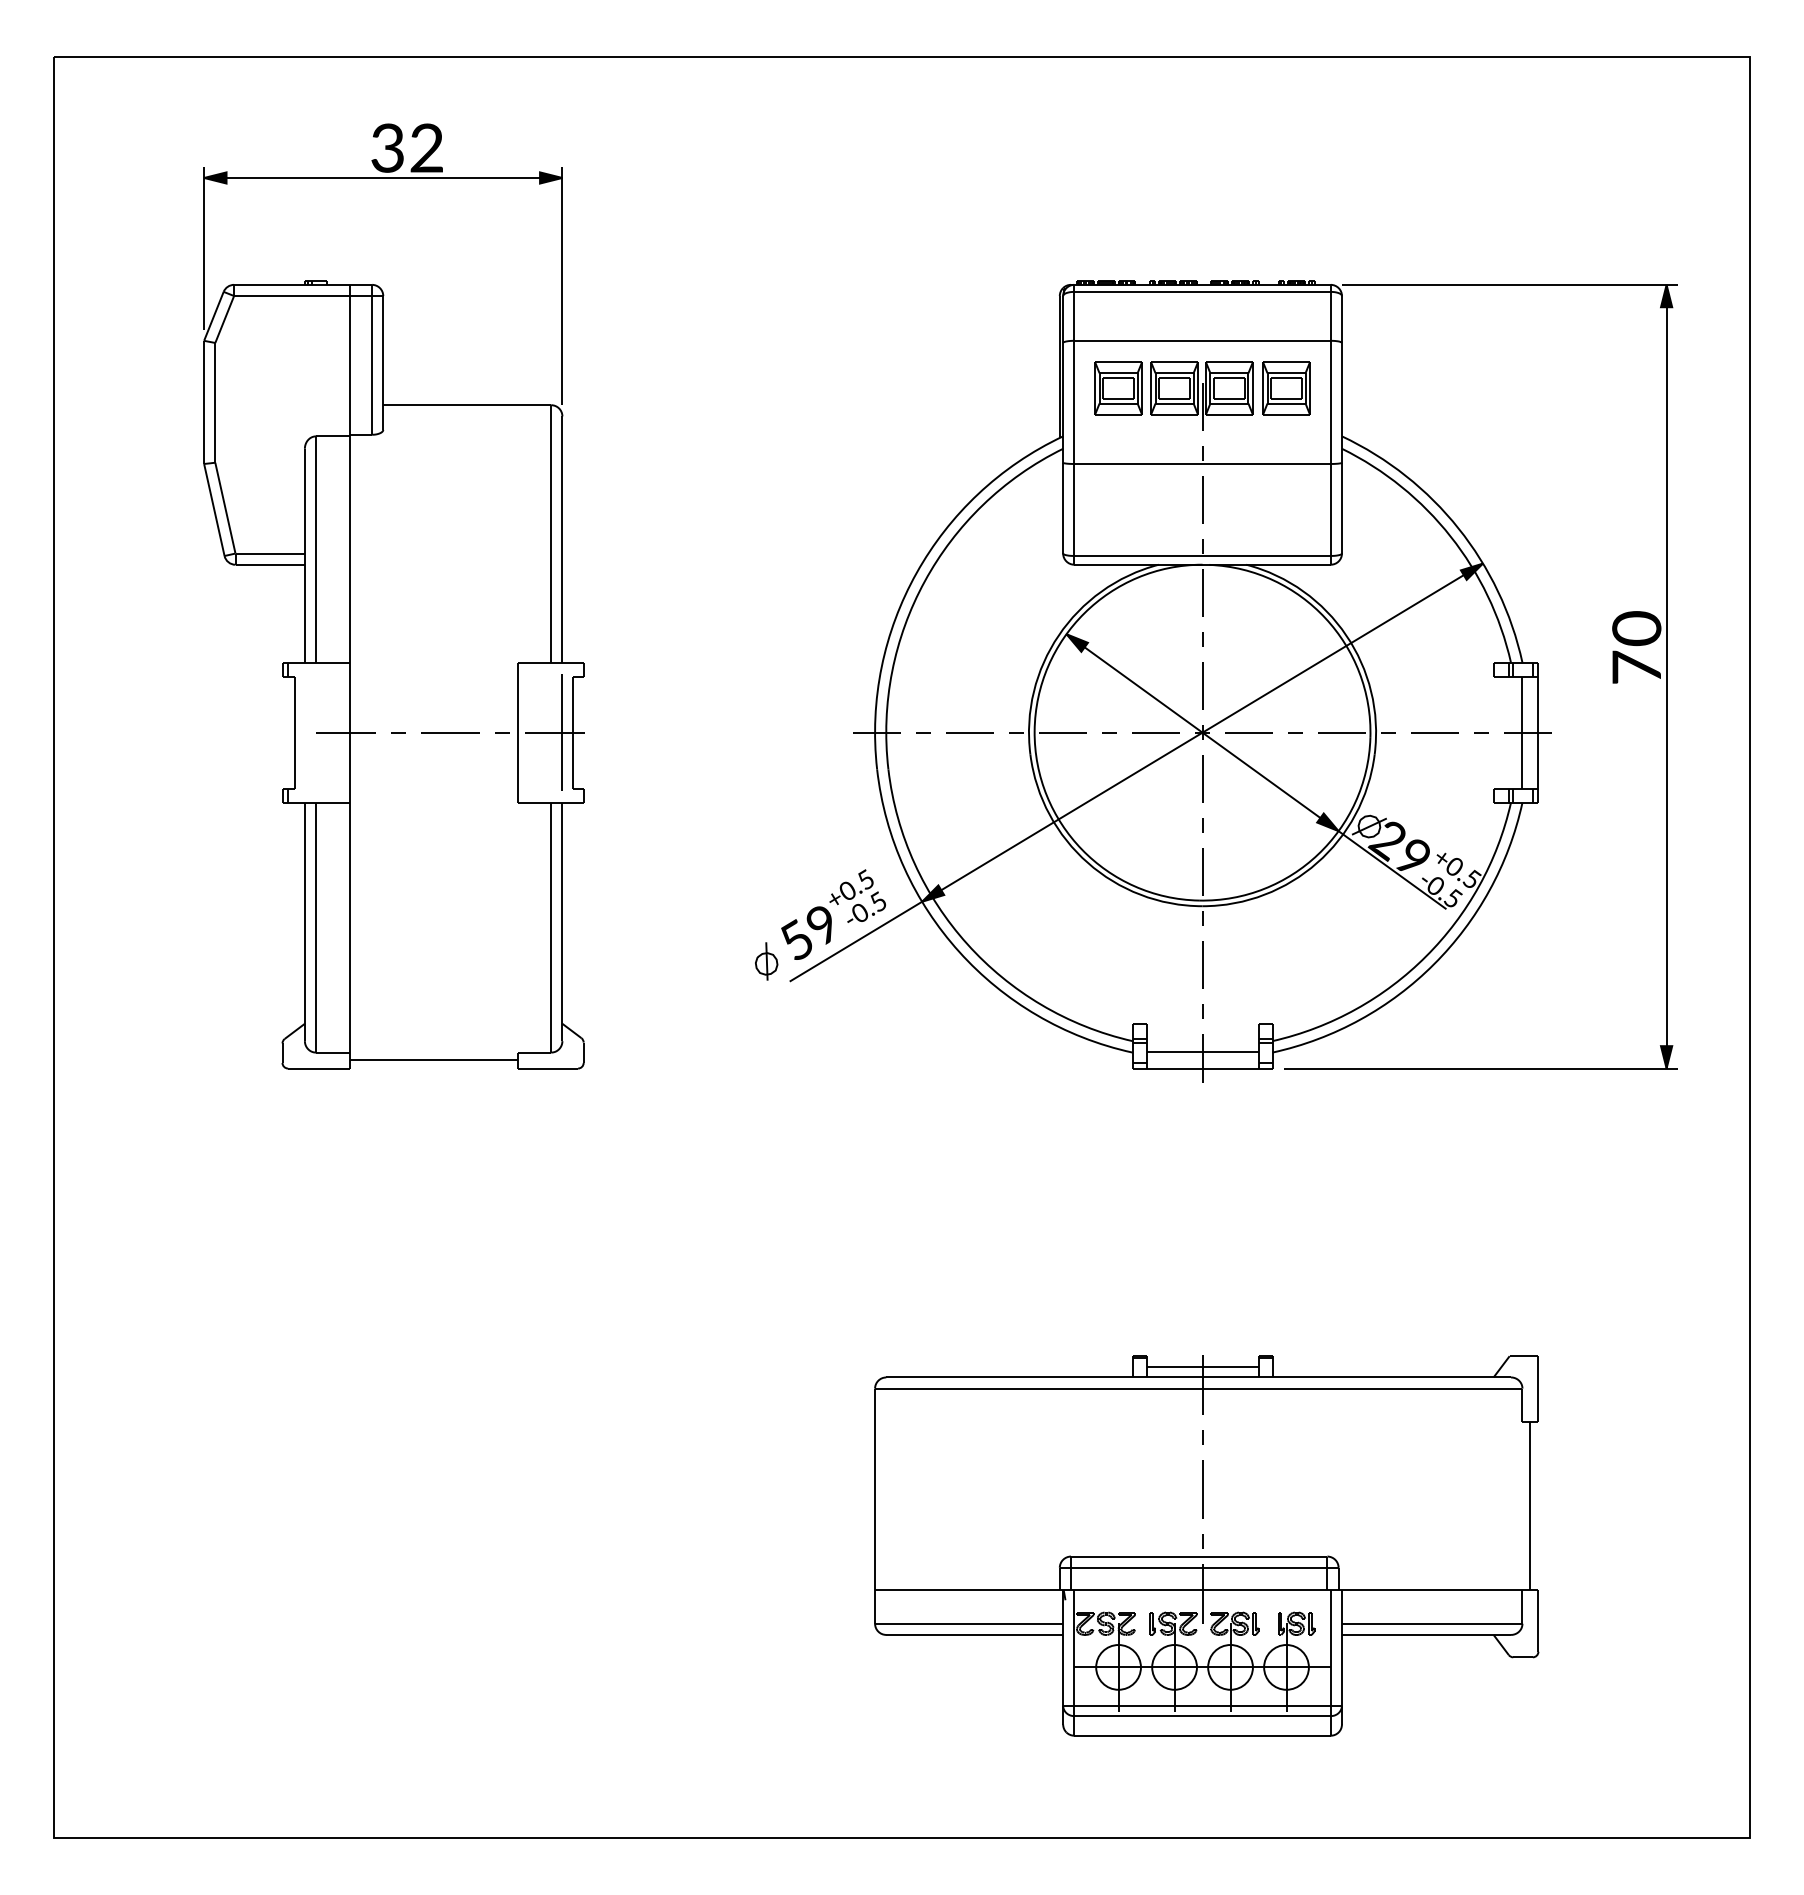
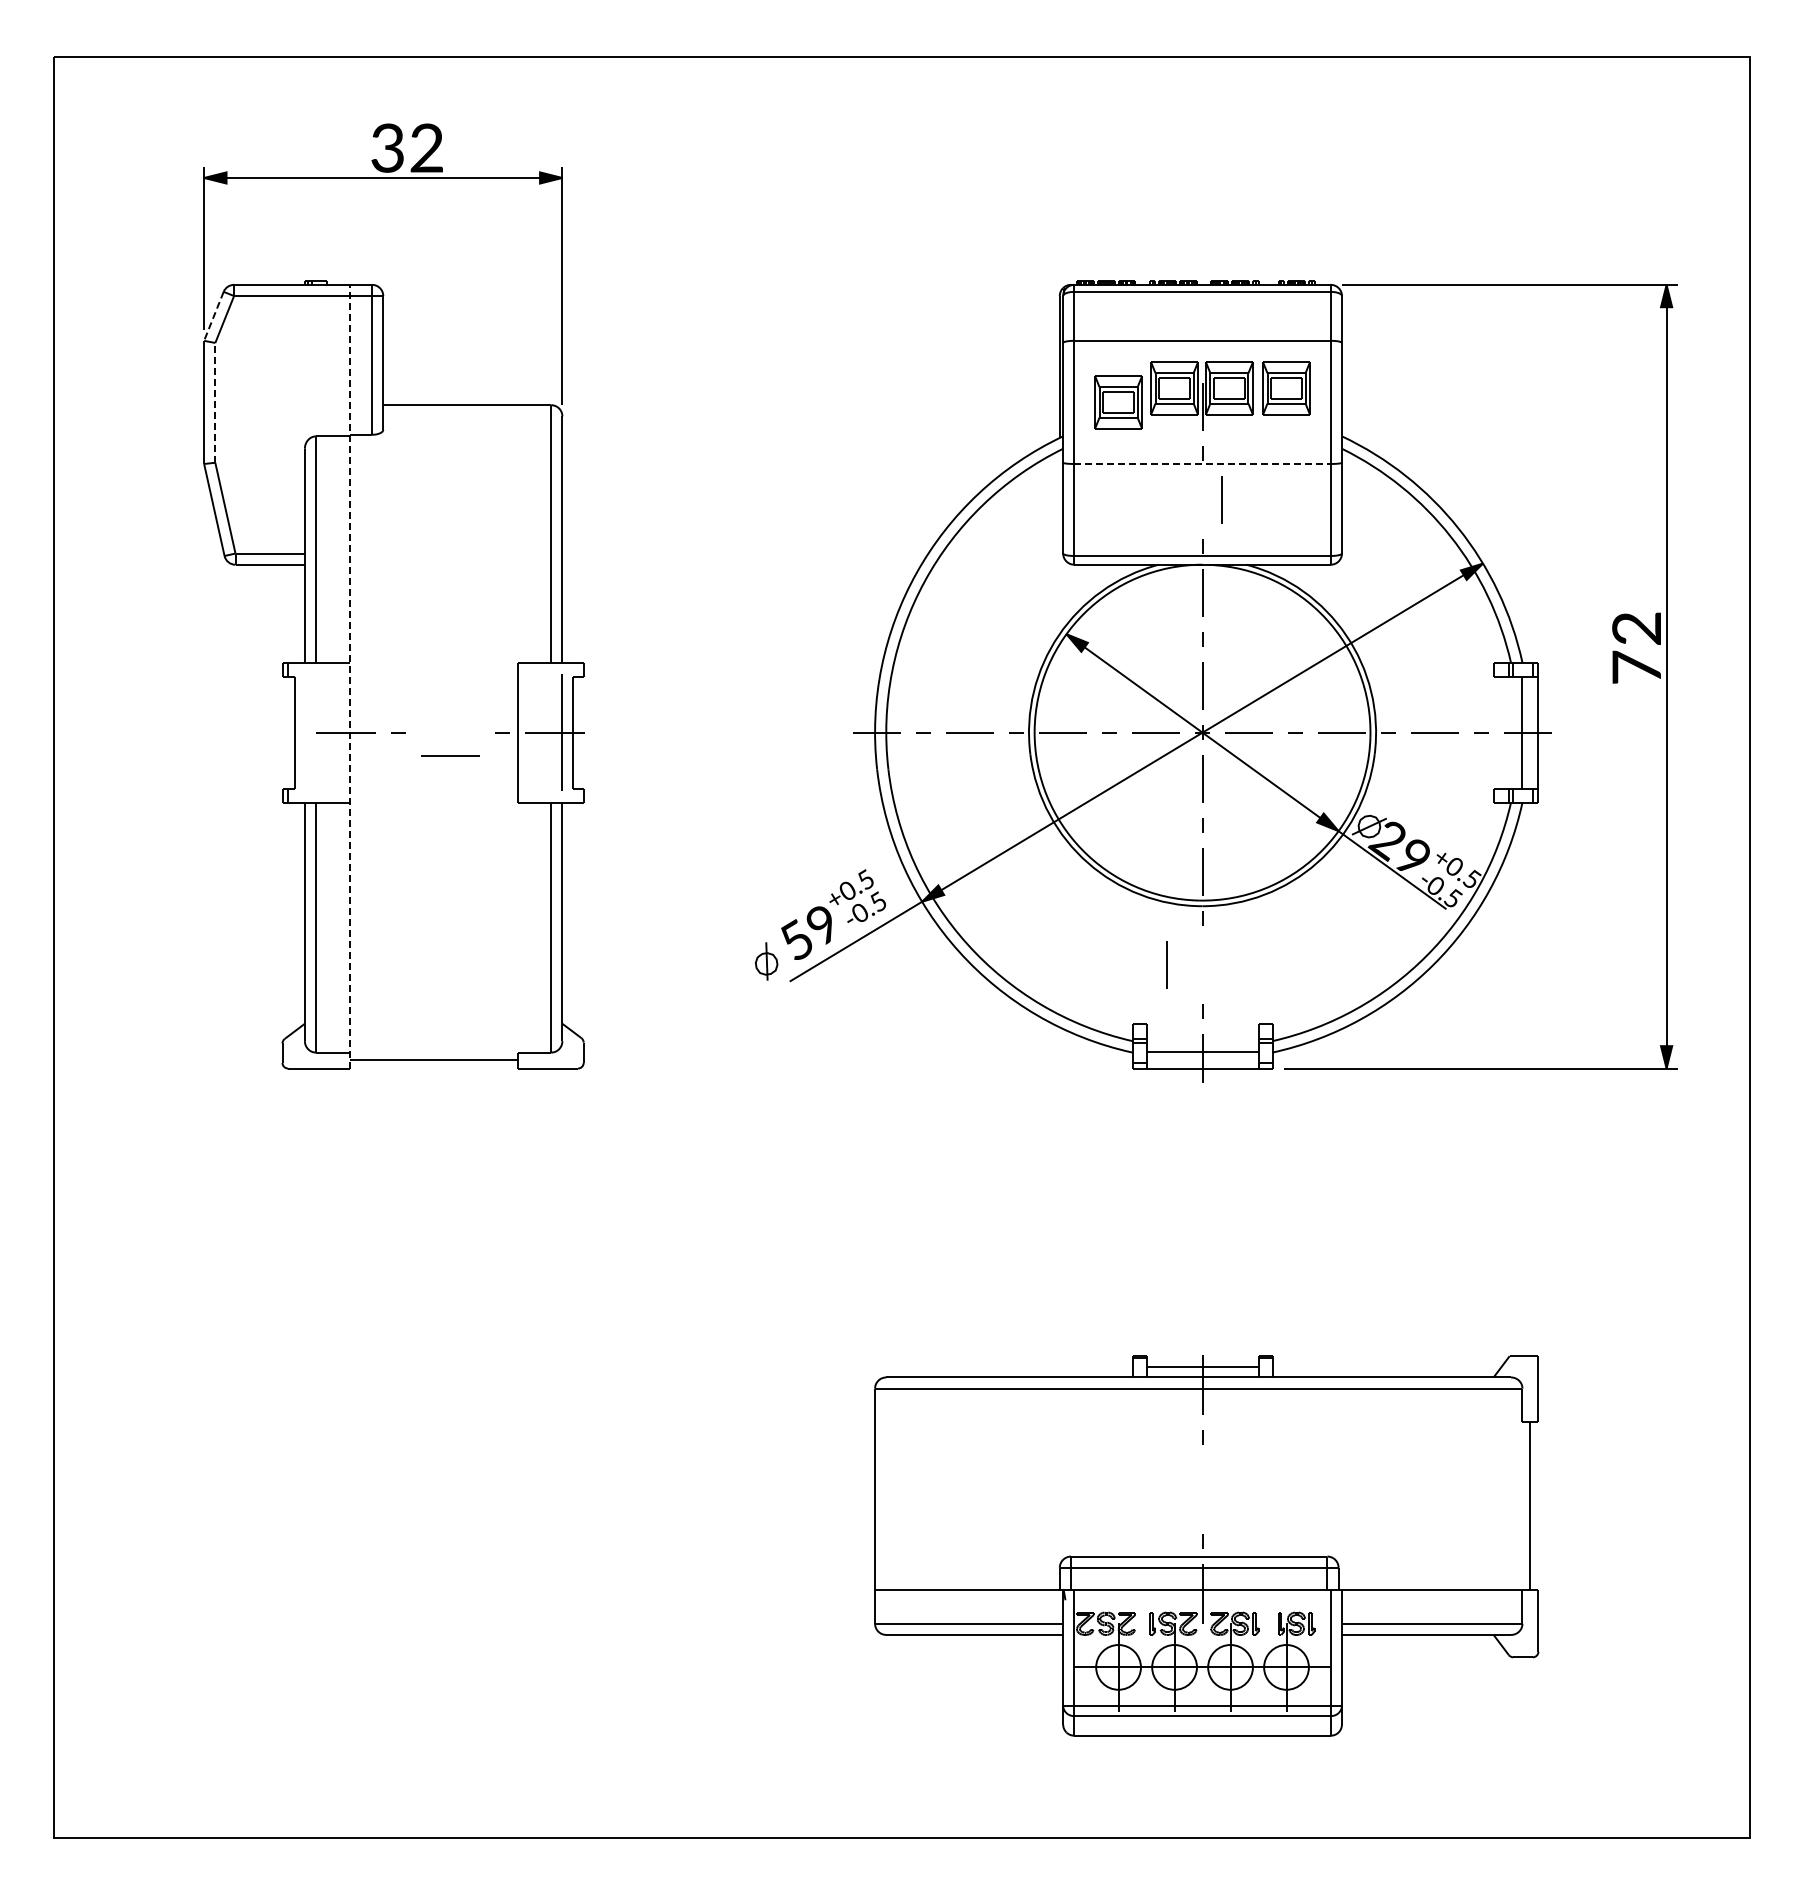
line: solid -> dashed (213, 316)
part position: (1118, 388) -> (1118, 402) (1118, 402)
line: solid -> dashed (215, 402)
line: solid -> dashed (1203, 463)
line position: (1202, 499) -> (1221, 499) (1221, 499)
text: 70 -> 72 (1636, 628)
line: solid -> dashed (349, 676)
line position: (450, 732) -> (450, 755) (450, 755)
line position: (1202, 964) -> (1166, 964) (1166, 964)
line: present -> none (1202, 1489)
